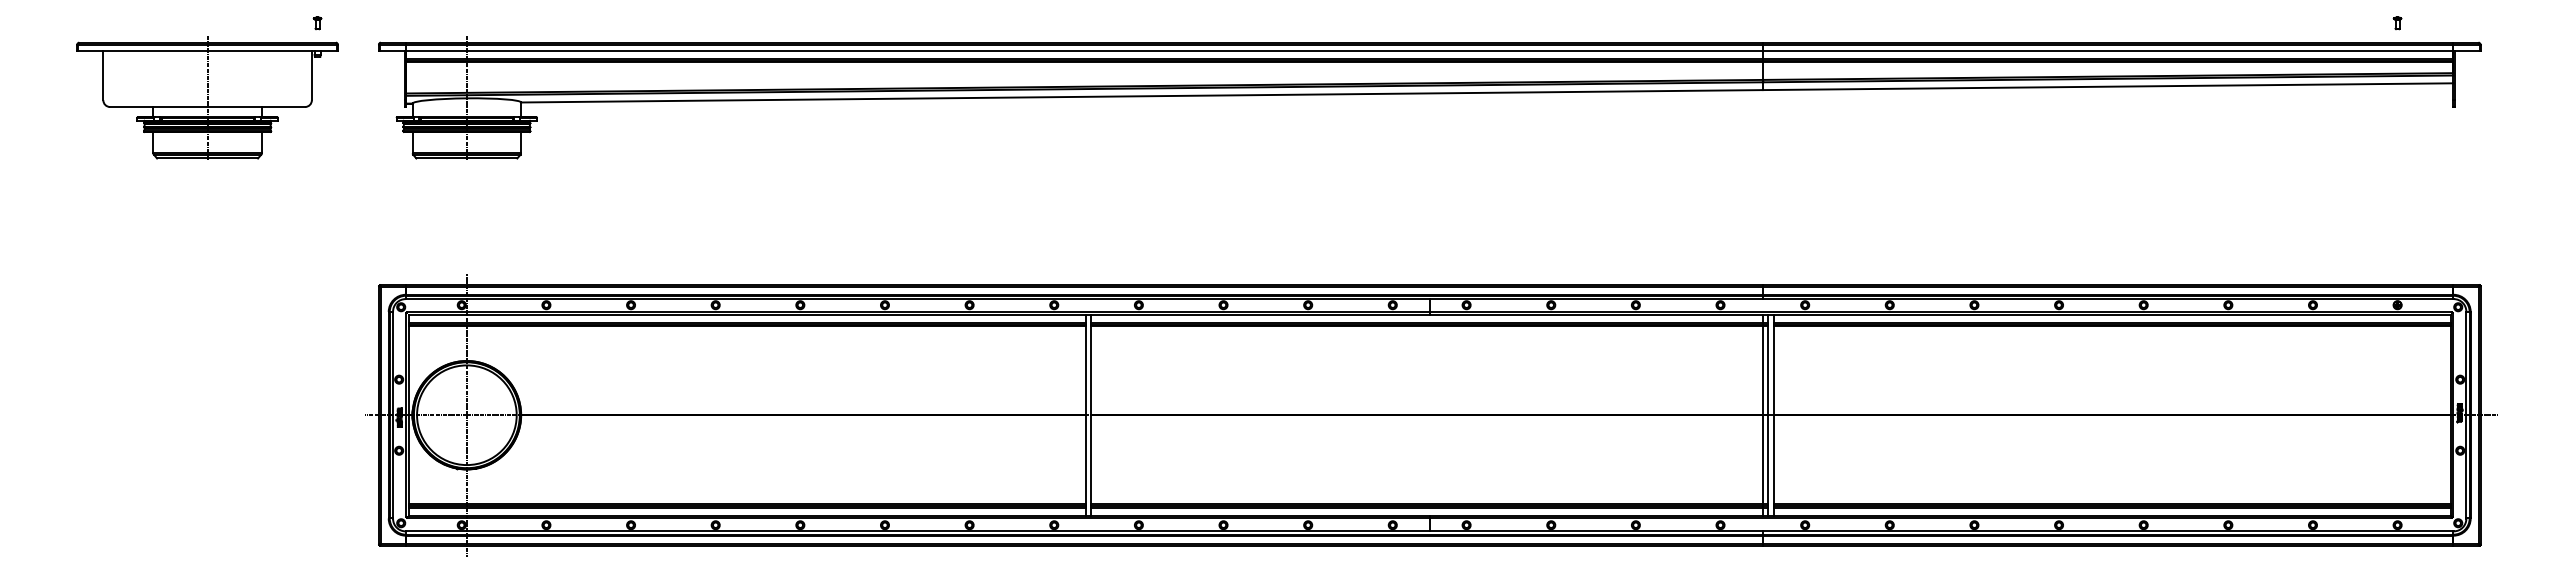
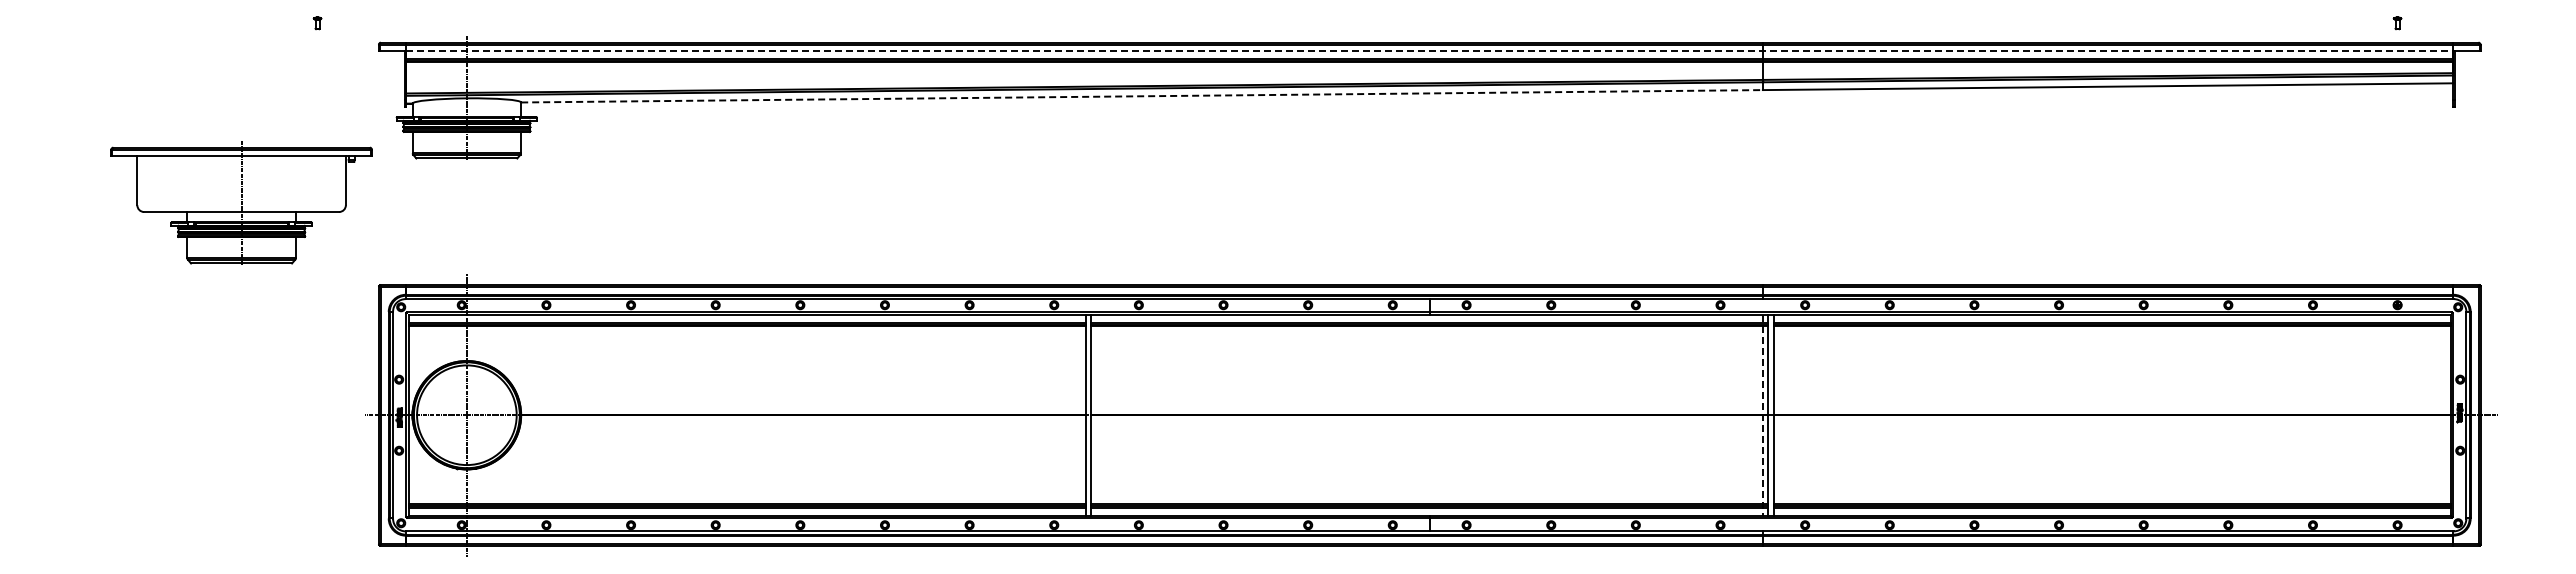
line: solid -> dashed (1429, 50)
line: solid -> dashed (1142, 96)
part position: (207, 97) -> (241, 202) (241, 202)
line: solid -> dashed (1762, 415)
